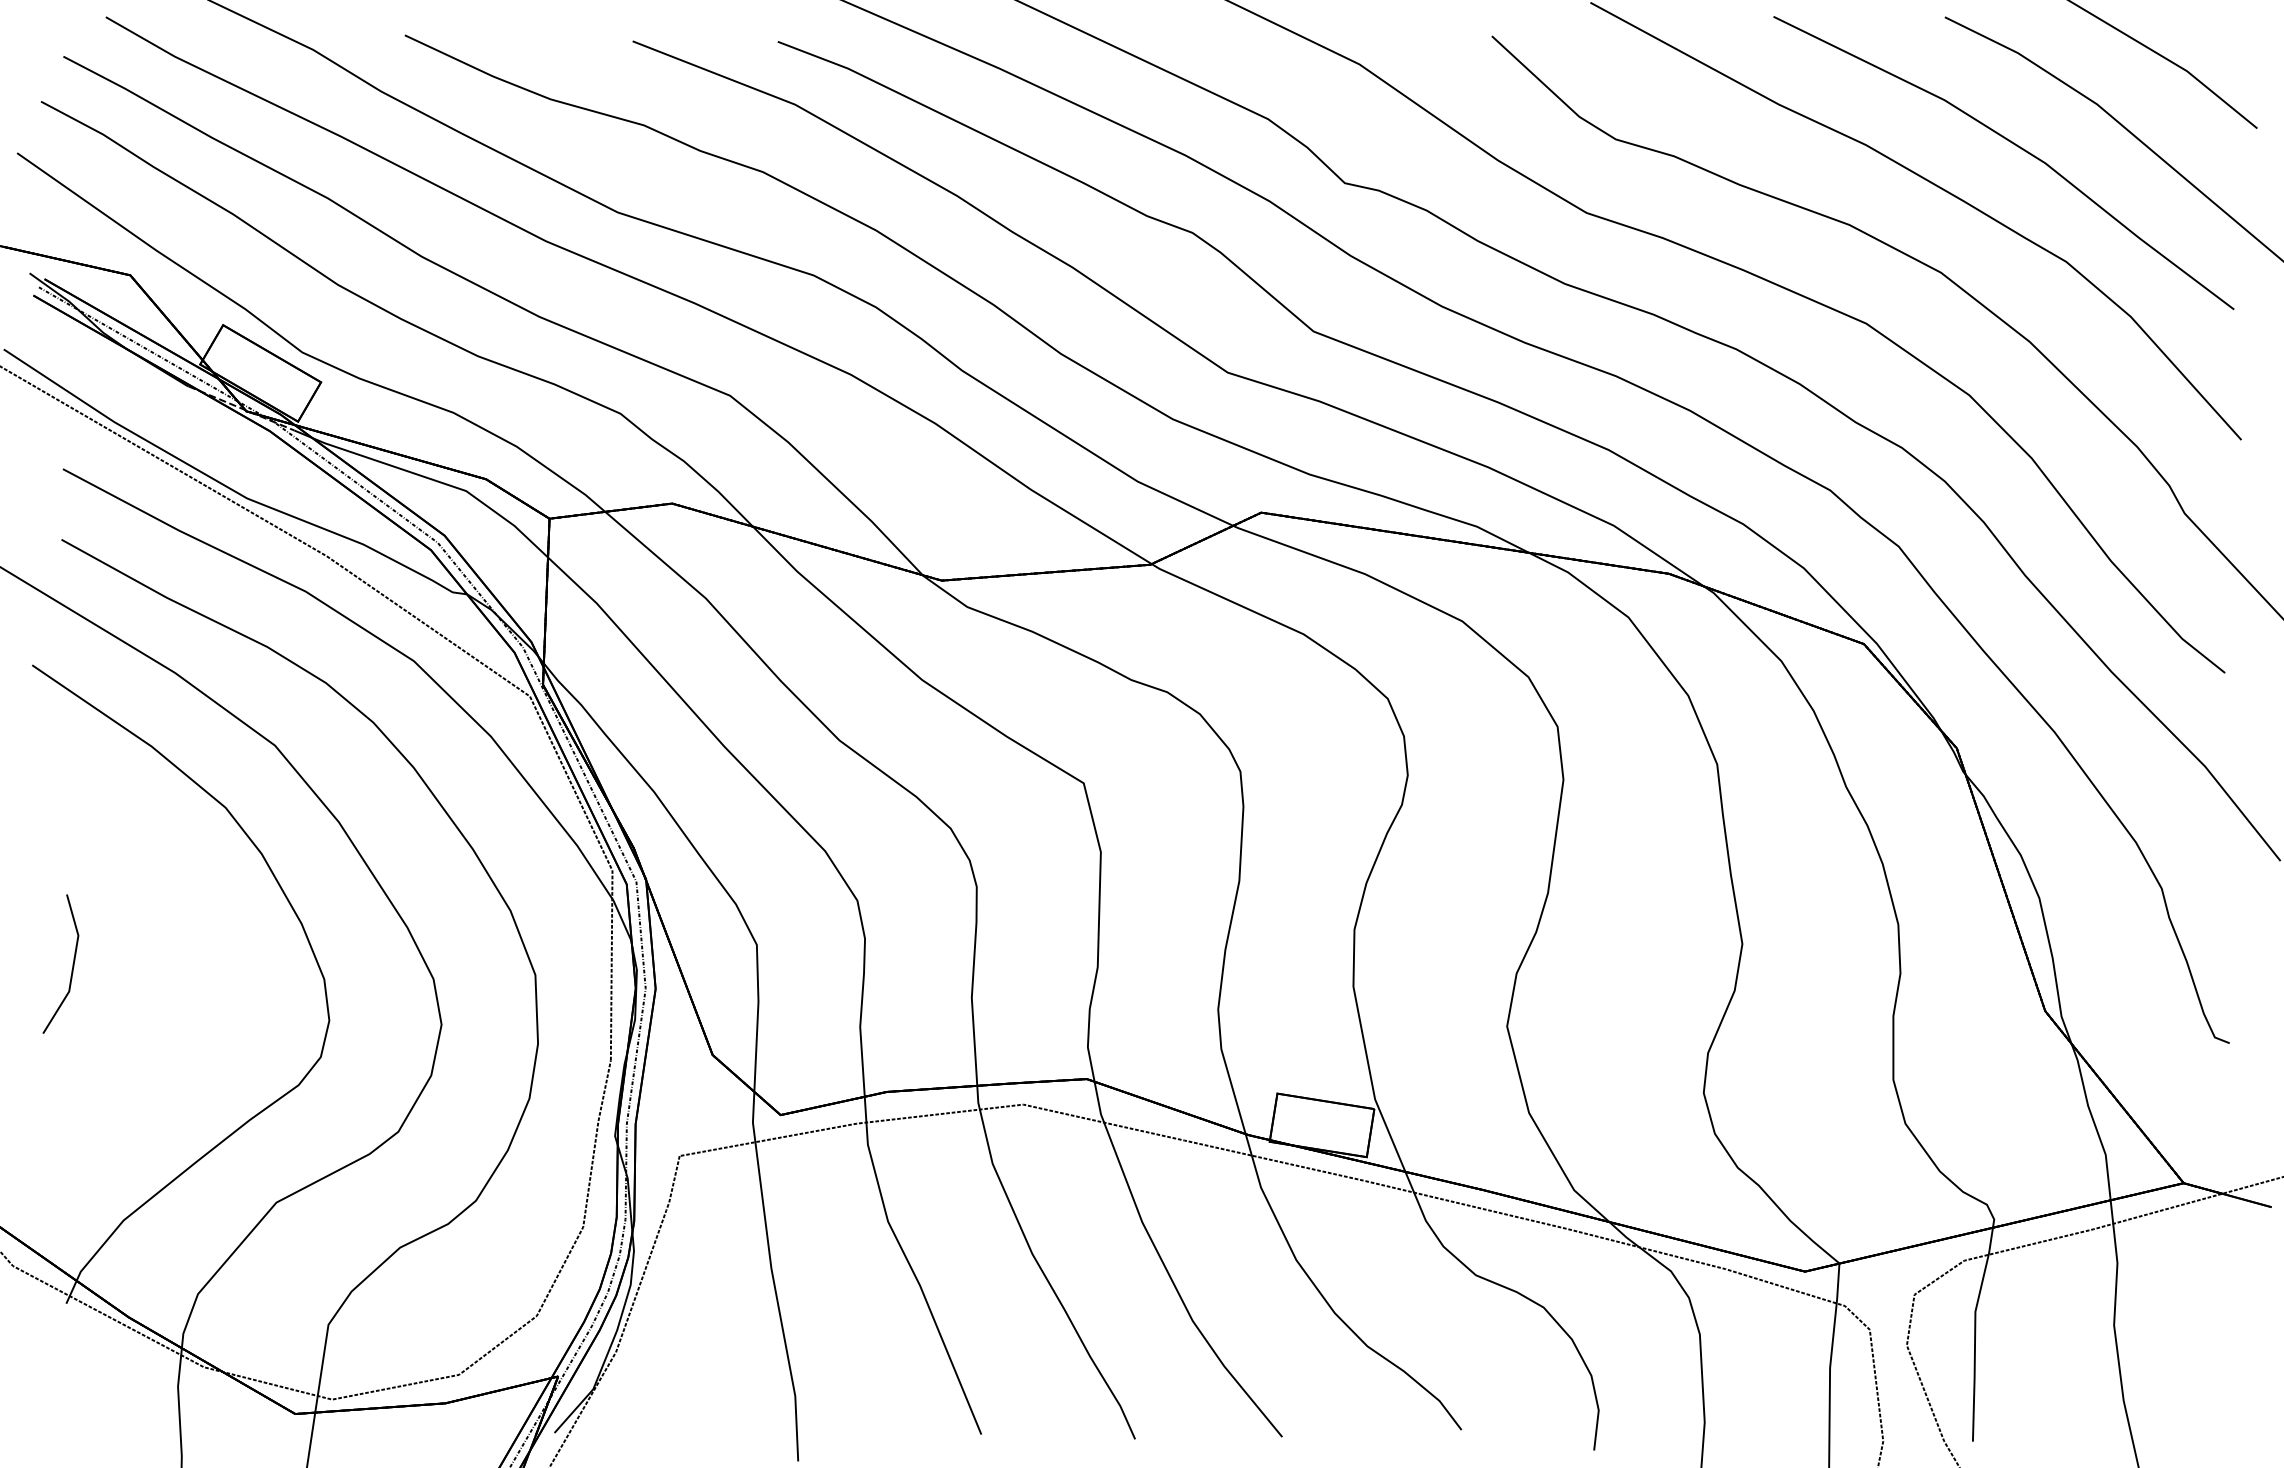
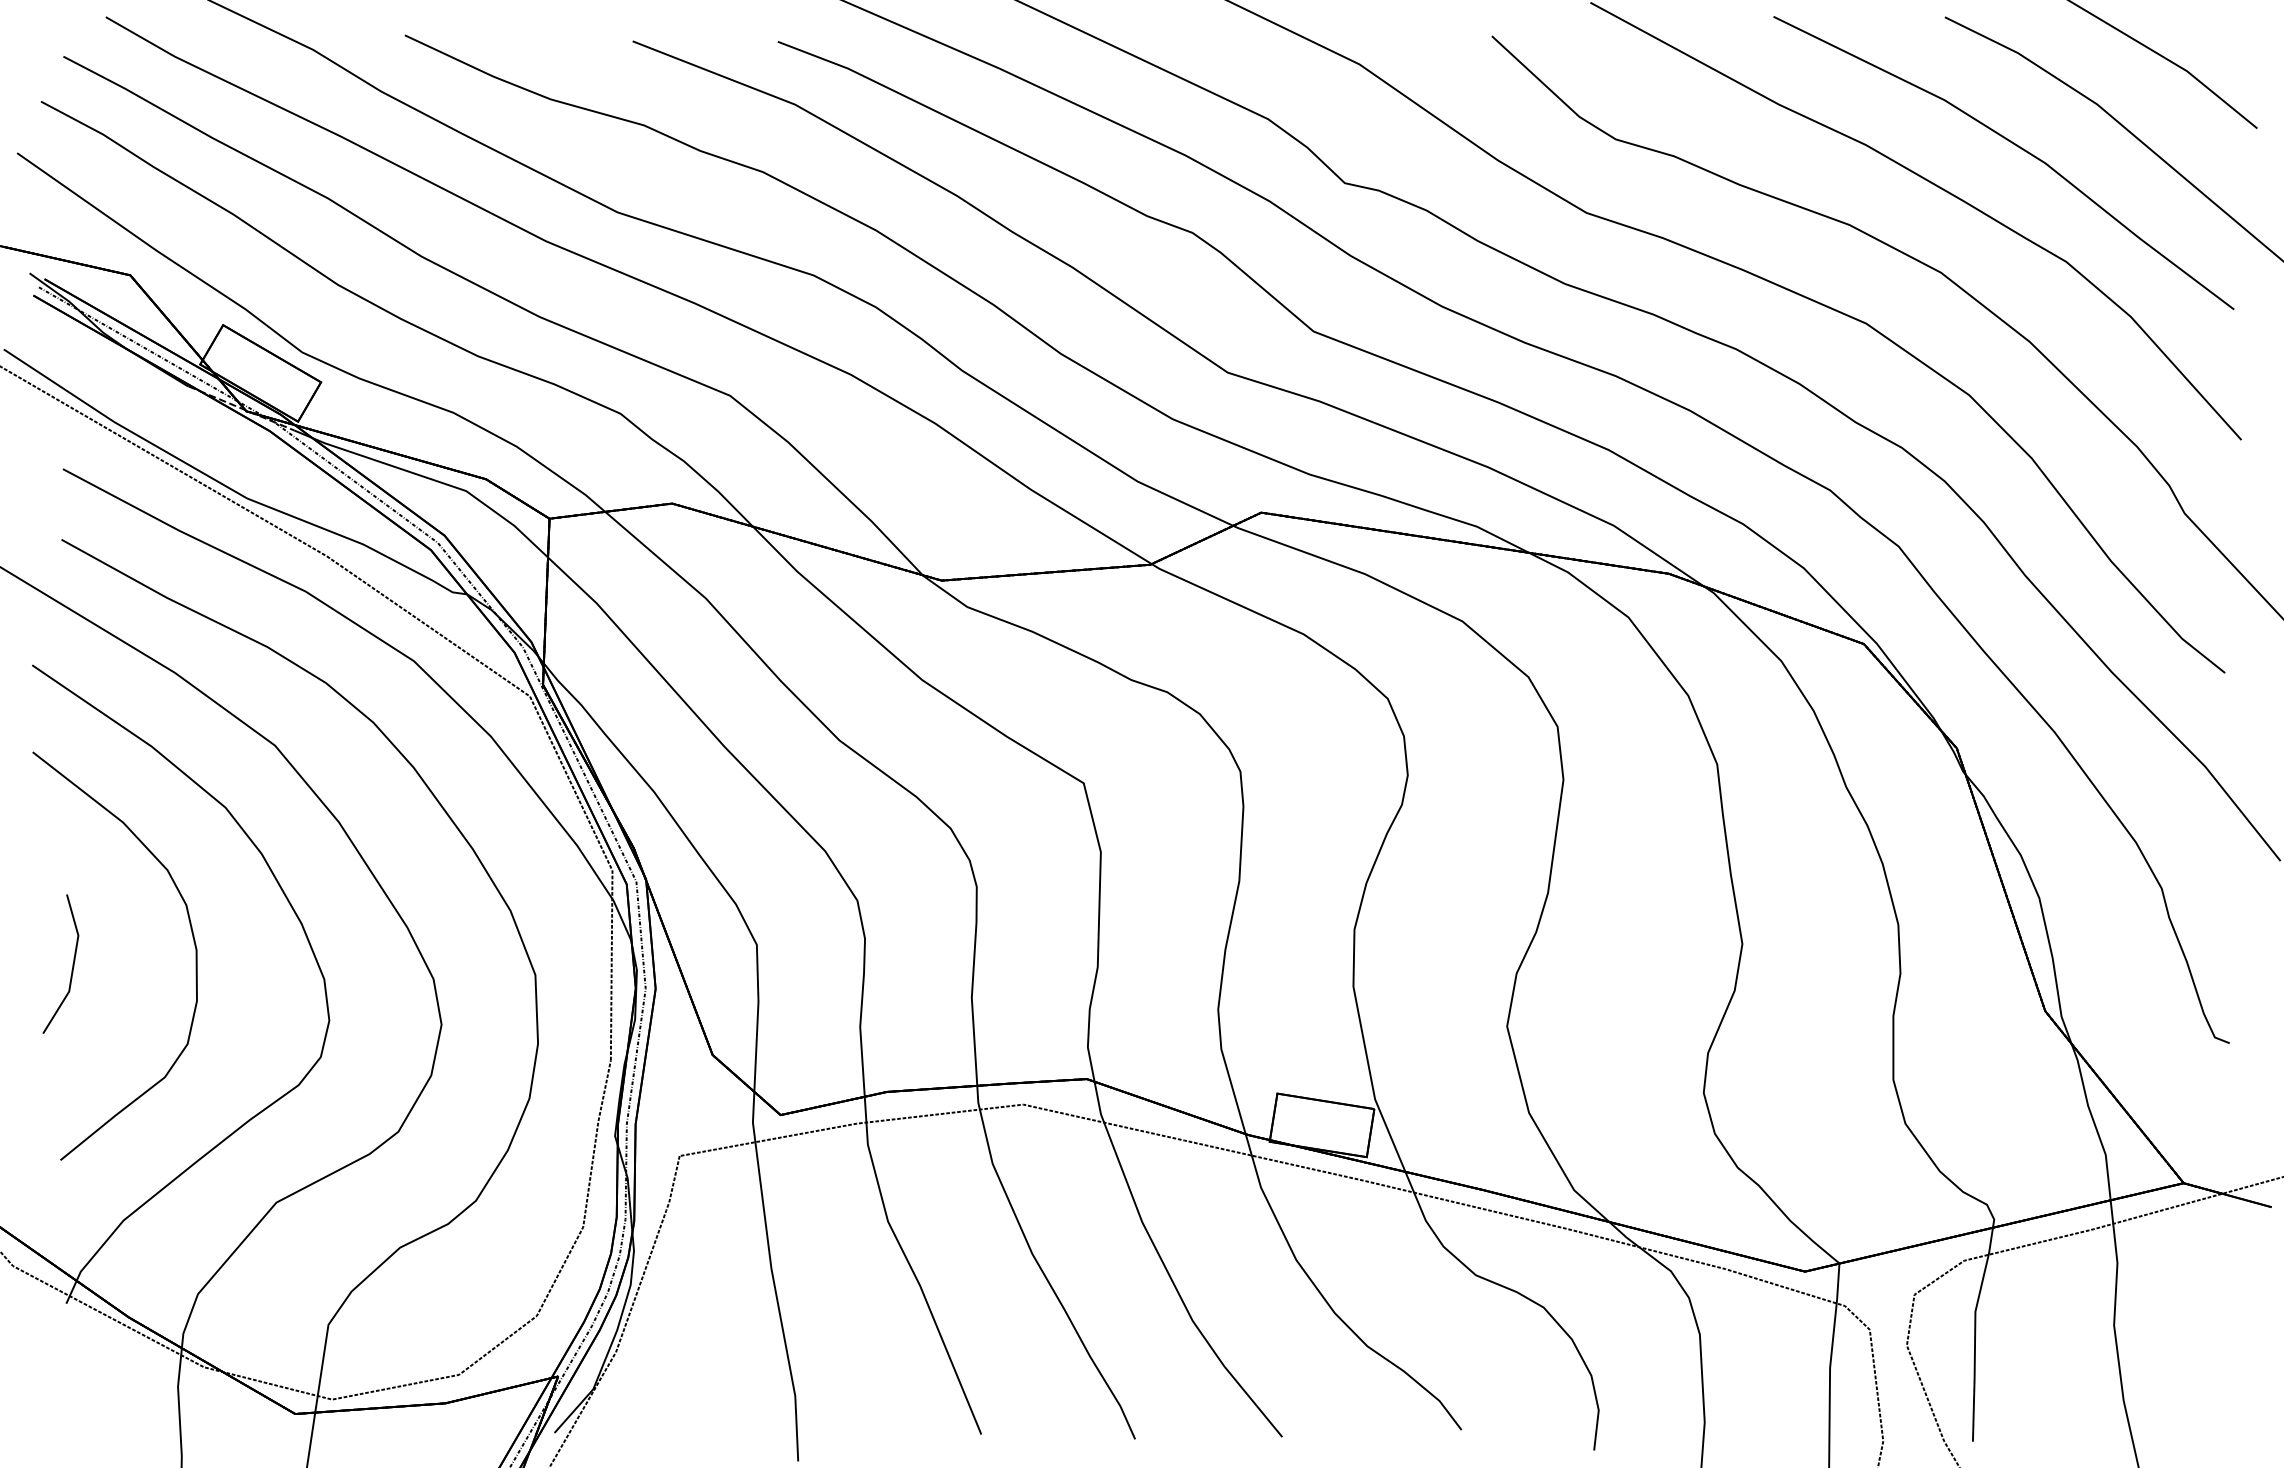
part: none -> present (192, 937)
